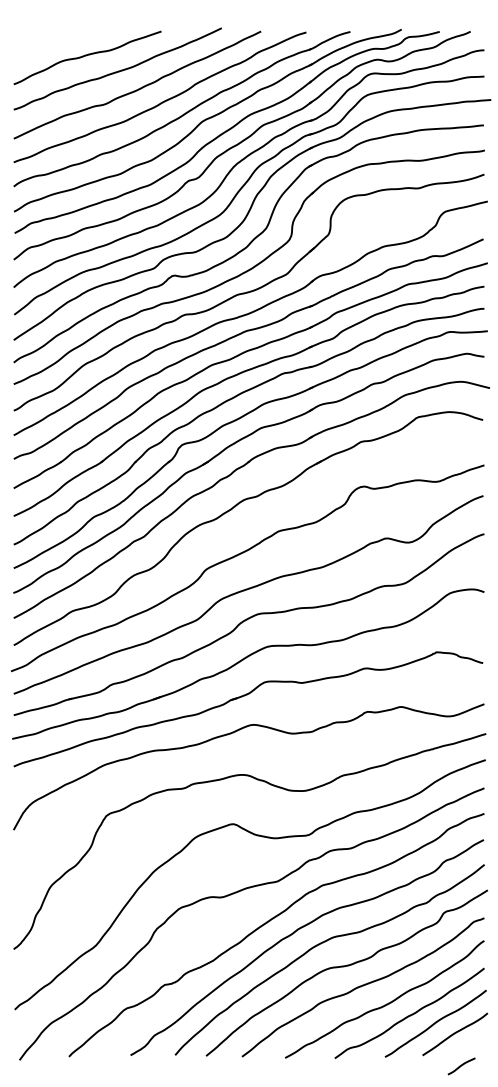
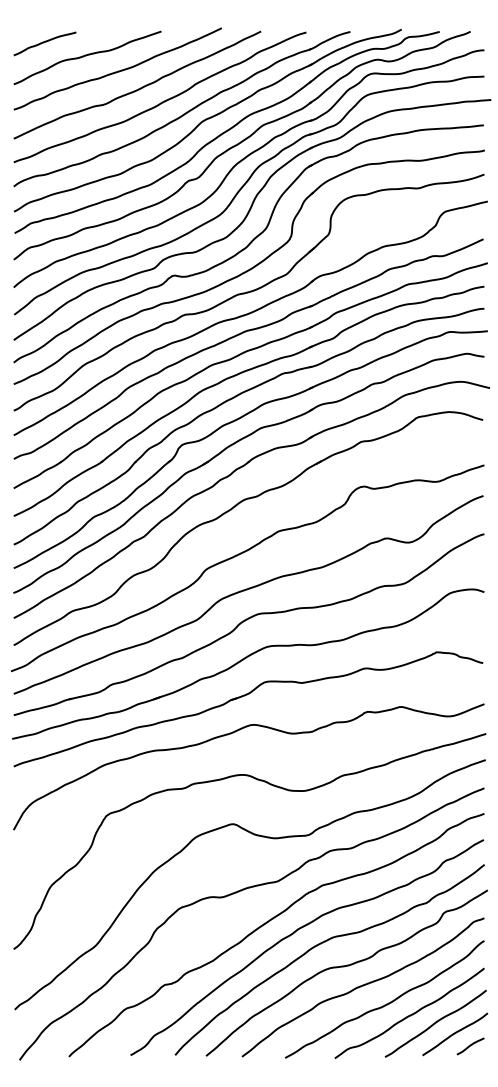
curve: none -> present (44, 42)
curve position: (461, 1066) -> (470, 1046) (470, 1046)
